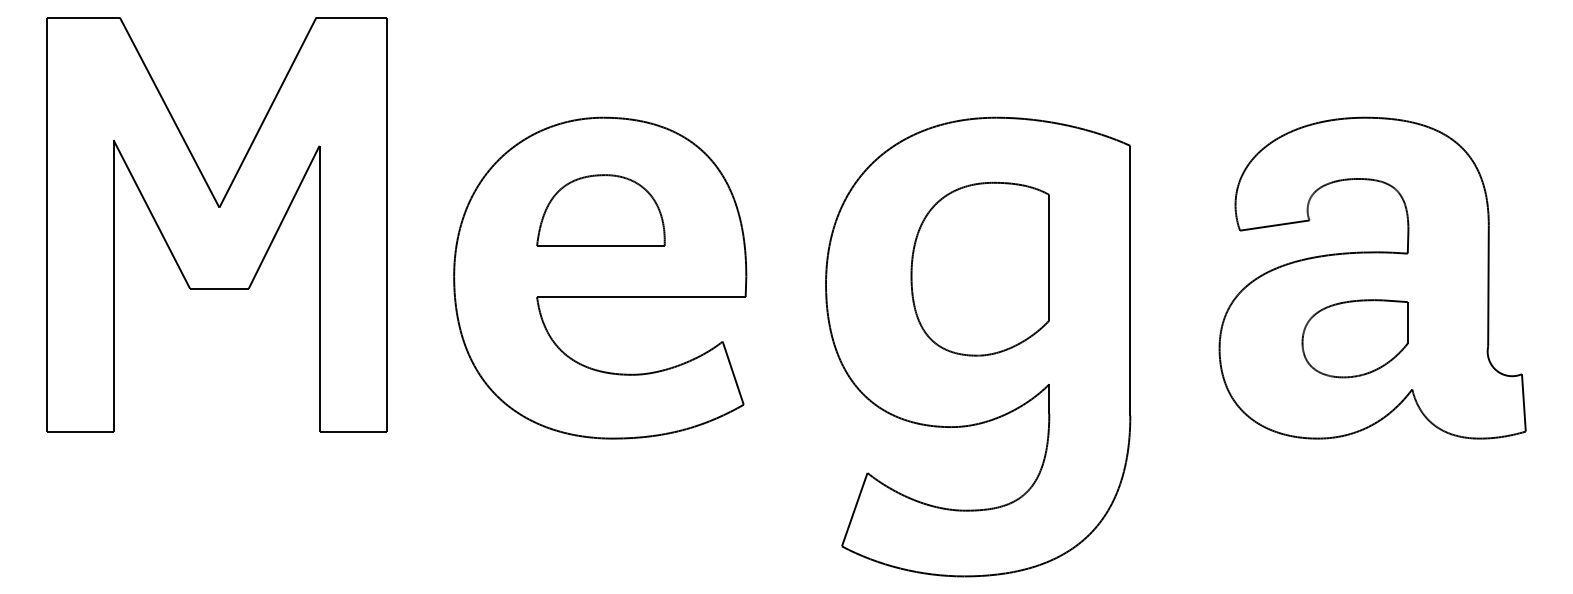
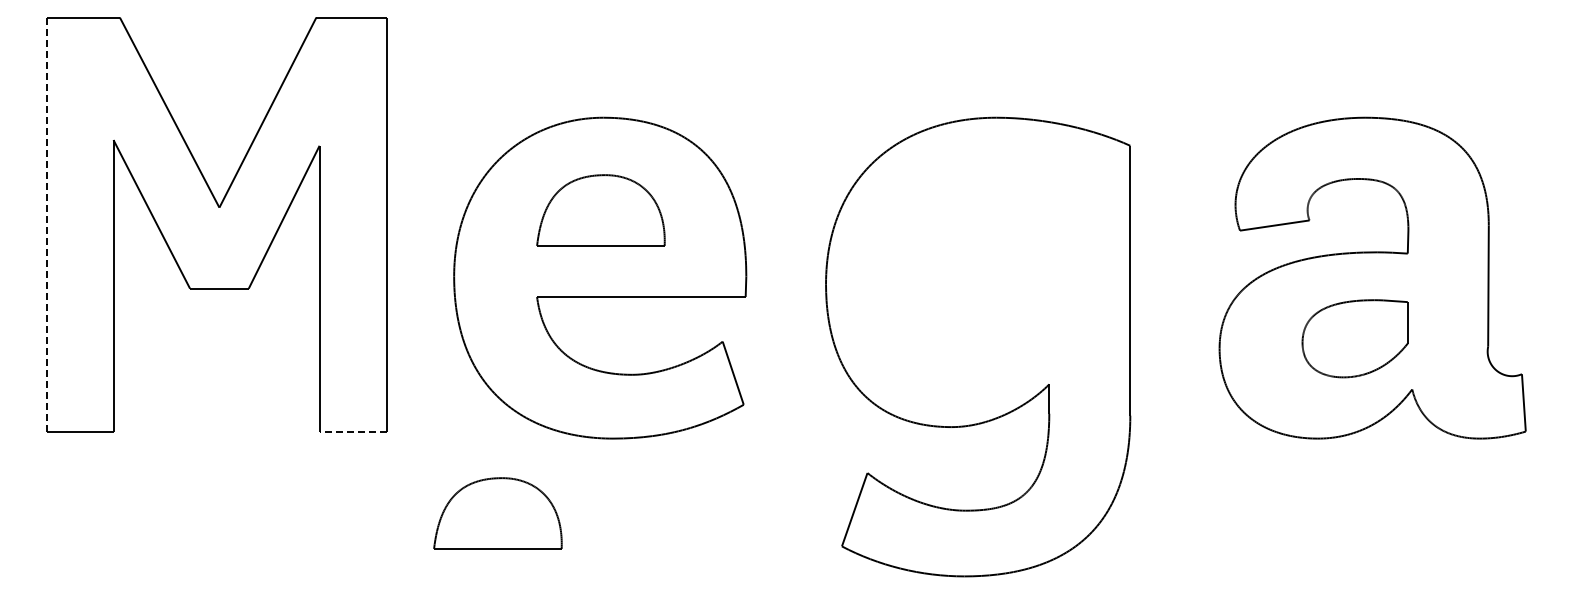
line: solid -> dashed (47, 224)
part: present -> none (979, 268)
line: solid -> dashed (353, 432)
part: none -> present (497, 513)
